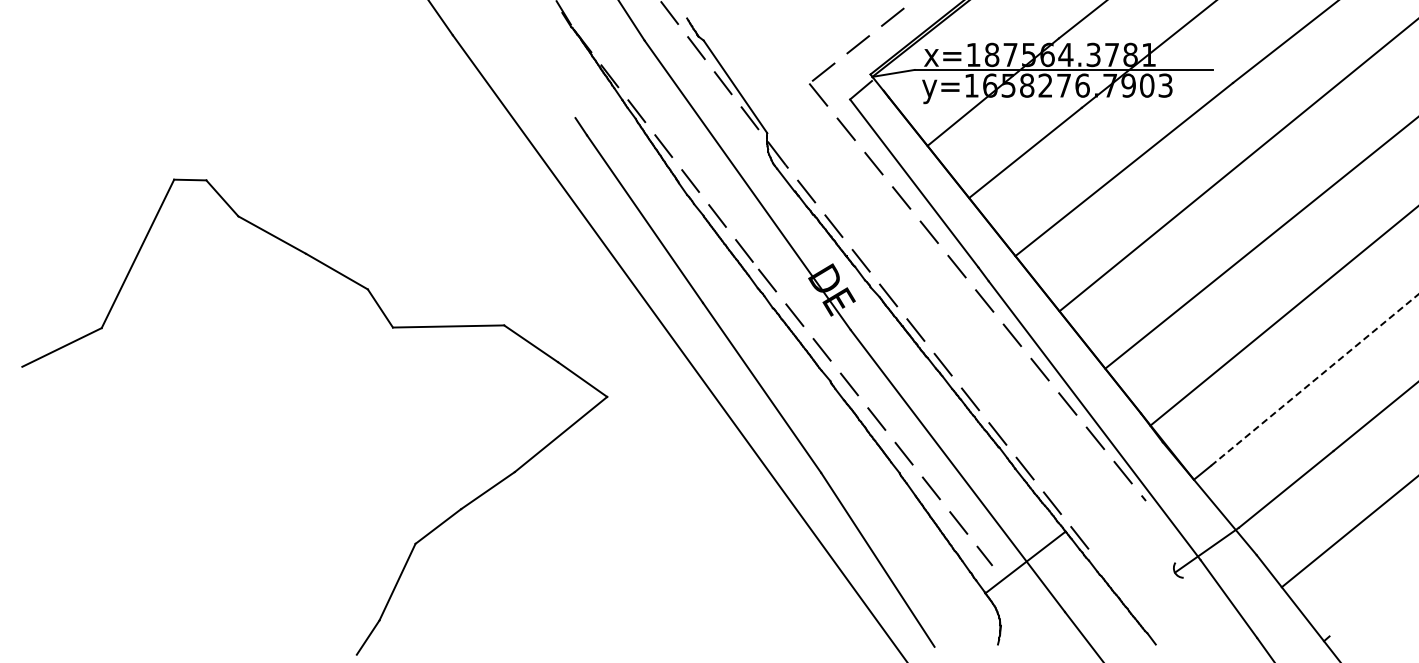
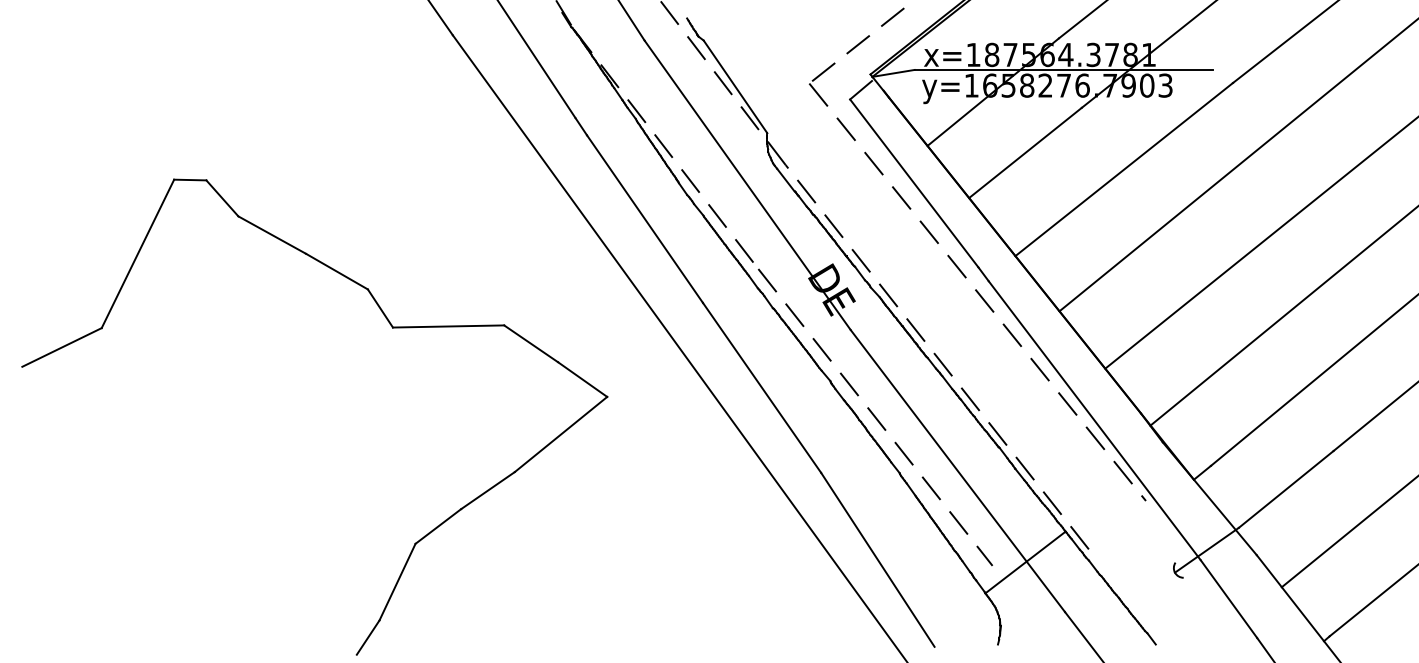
line: none -> present (537, 60)
line: dashed -> solid (1315, 379)
line: none -> present (1372, 601)
